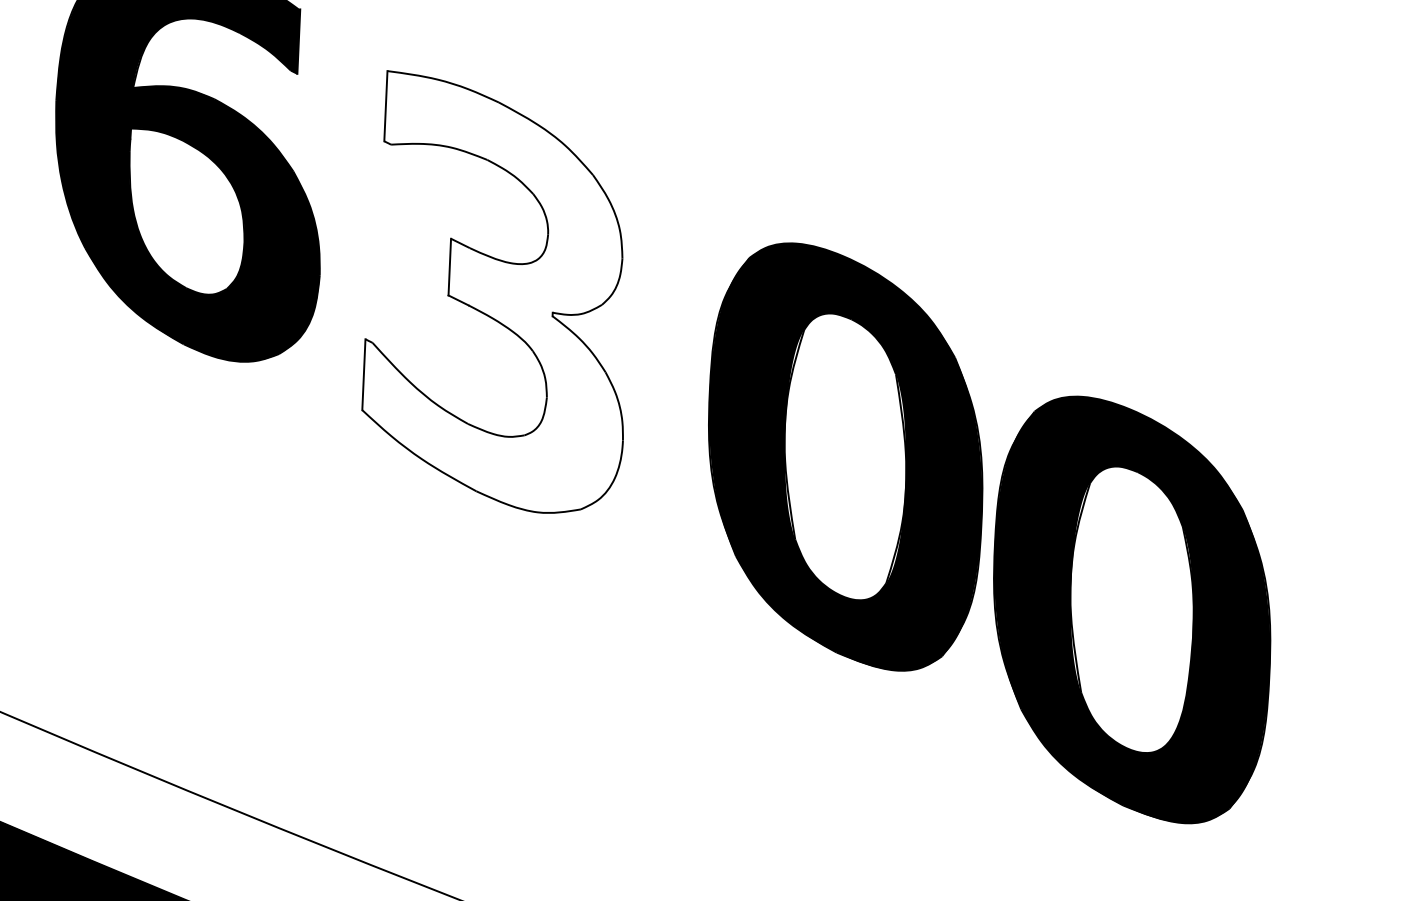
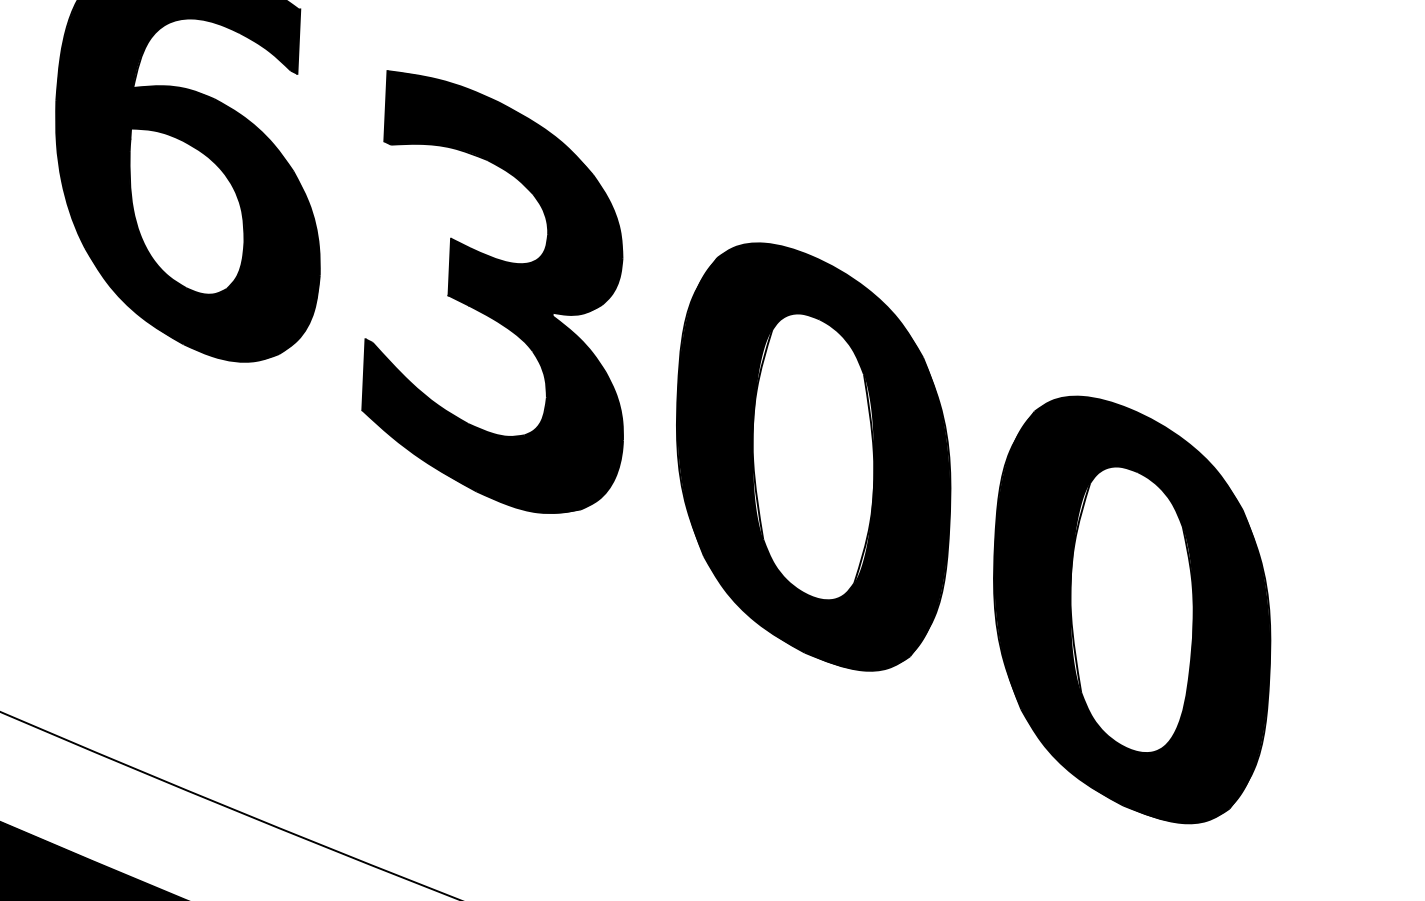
fill: none -> present (492, 292)
part position: (845, 456) -> (813, 456) (813, 456)
